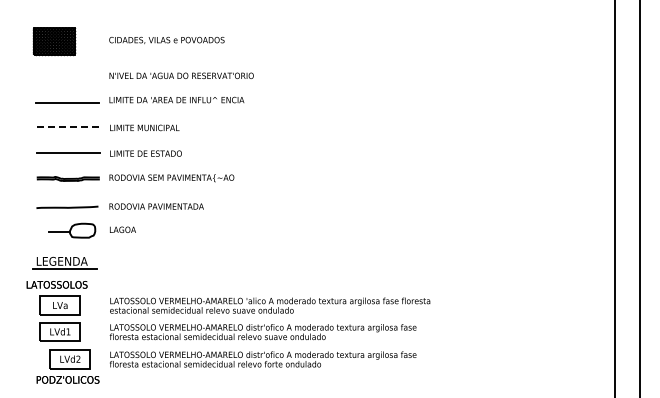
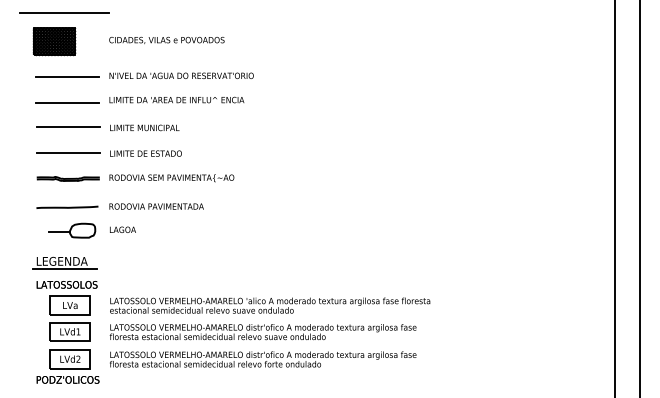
line: none -> present (64, 12)
line: none -> present (67, 76)
line: dashed -> solid (68, 127)
part position: (56, 311) -> (66, 311) (66, 311)
